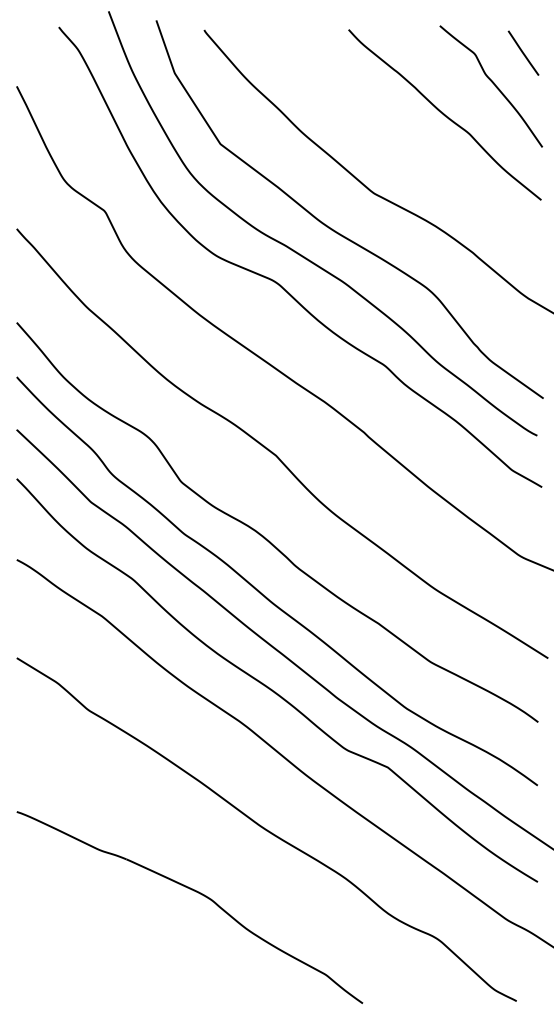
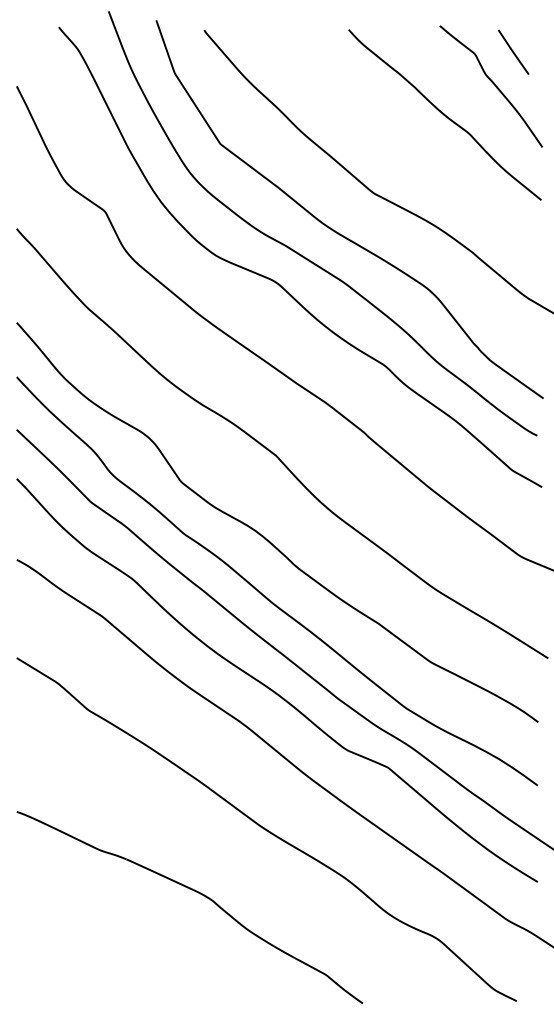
line position: (523, 52) -> (513, 51) (513, 51)
